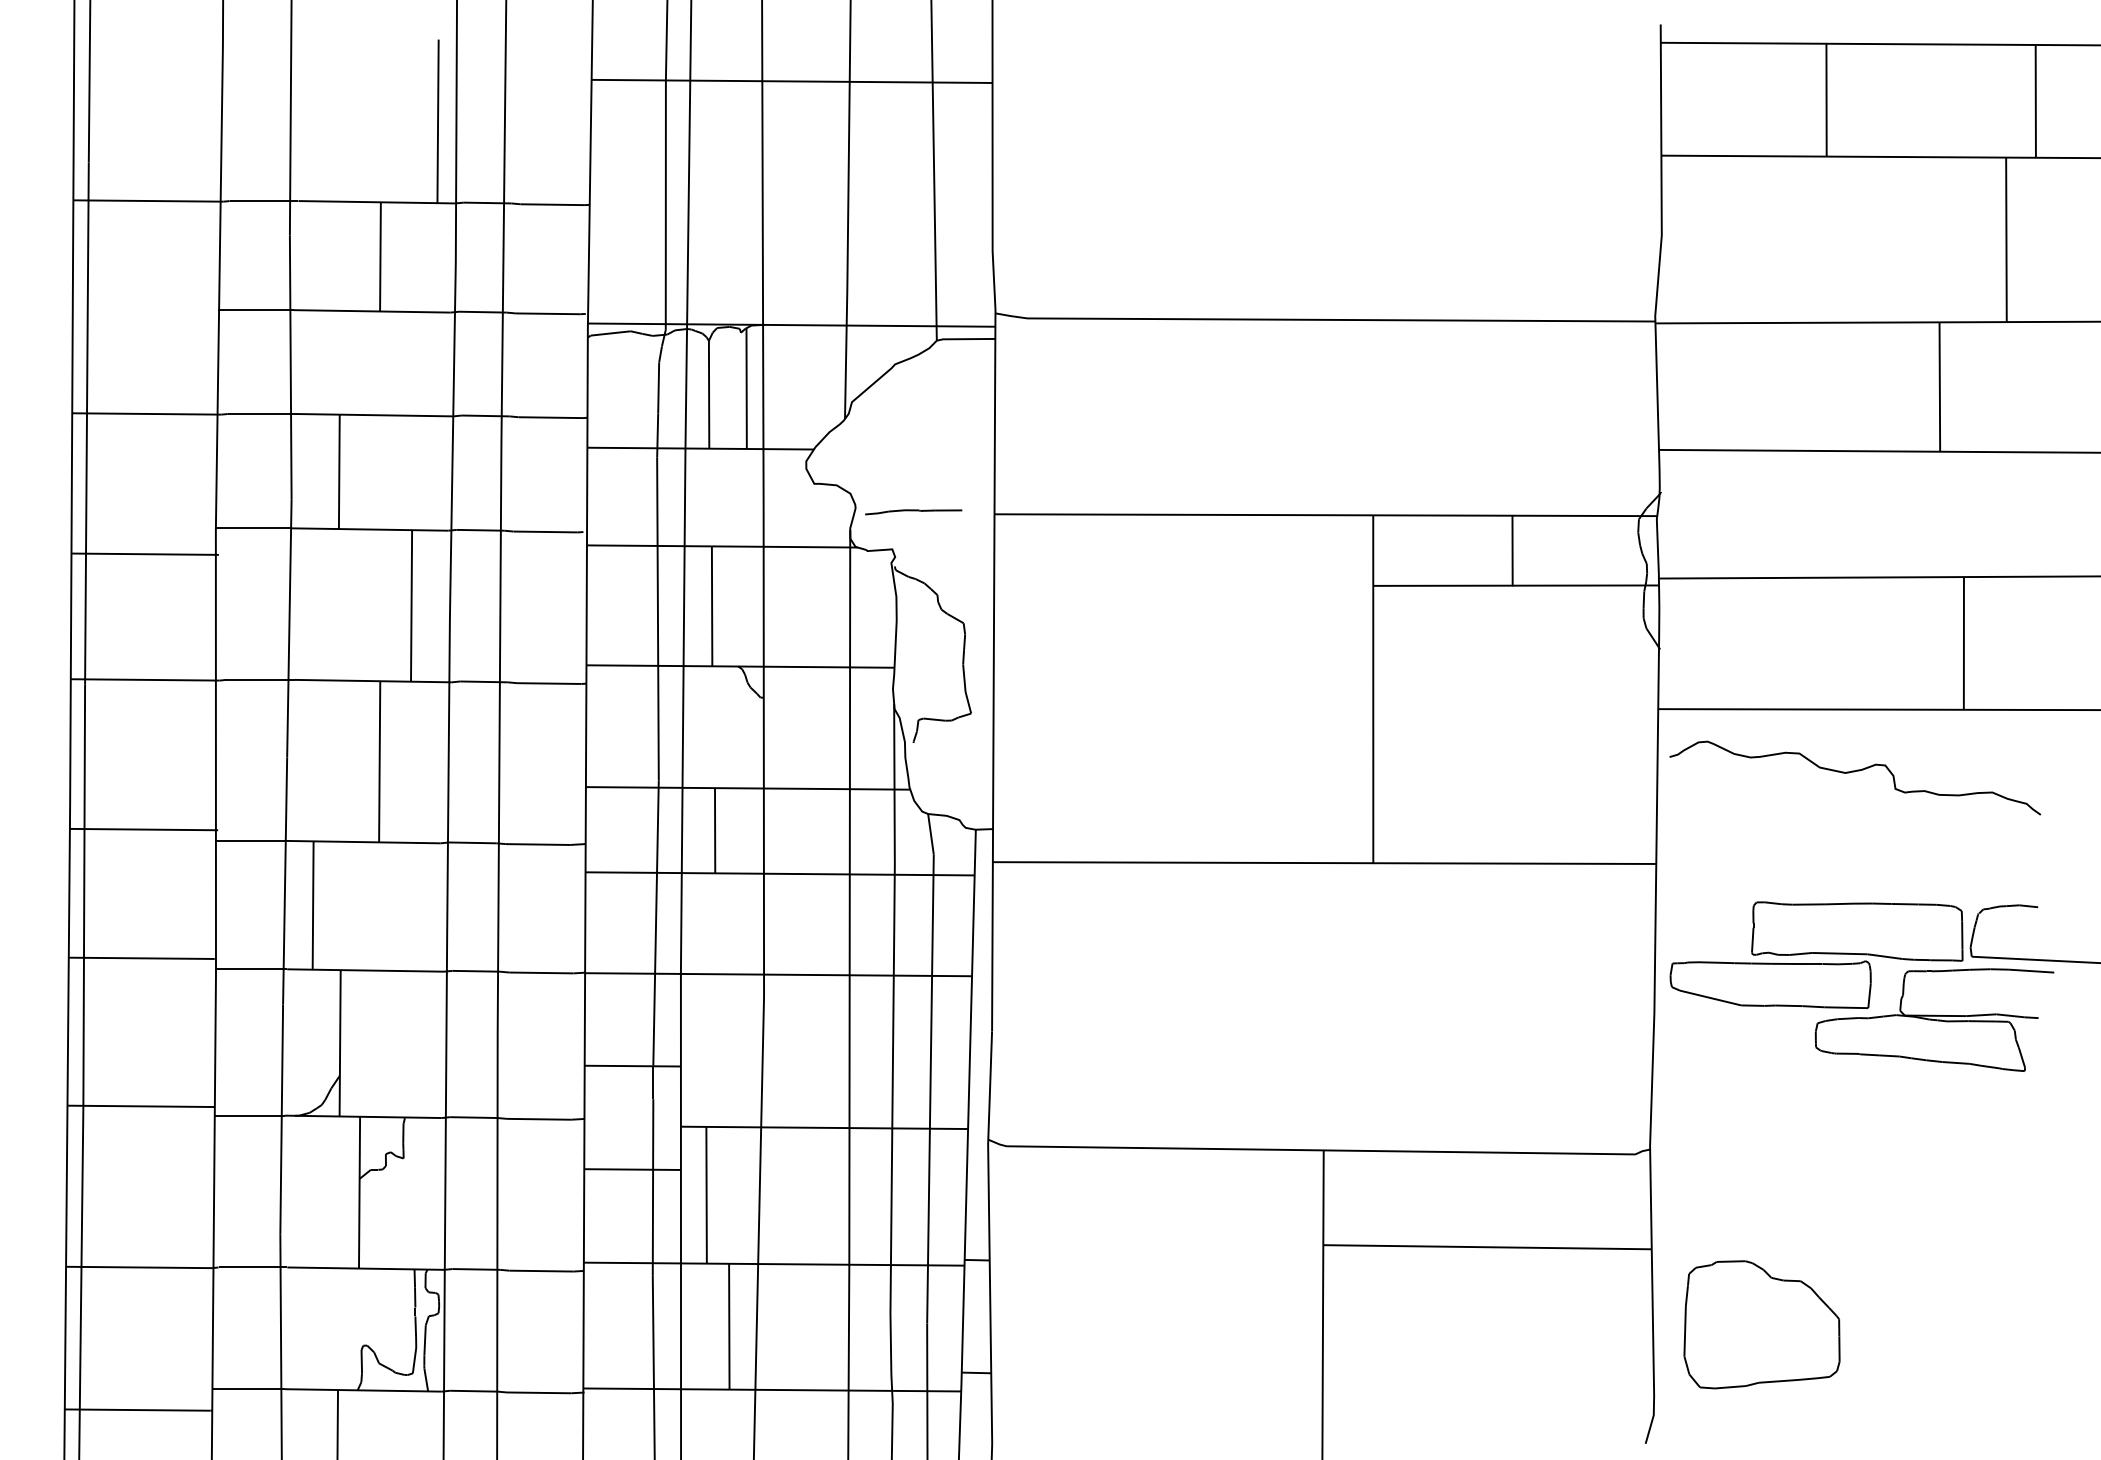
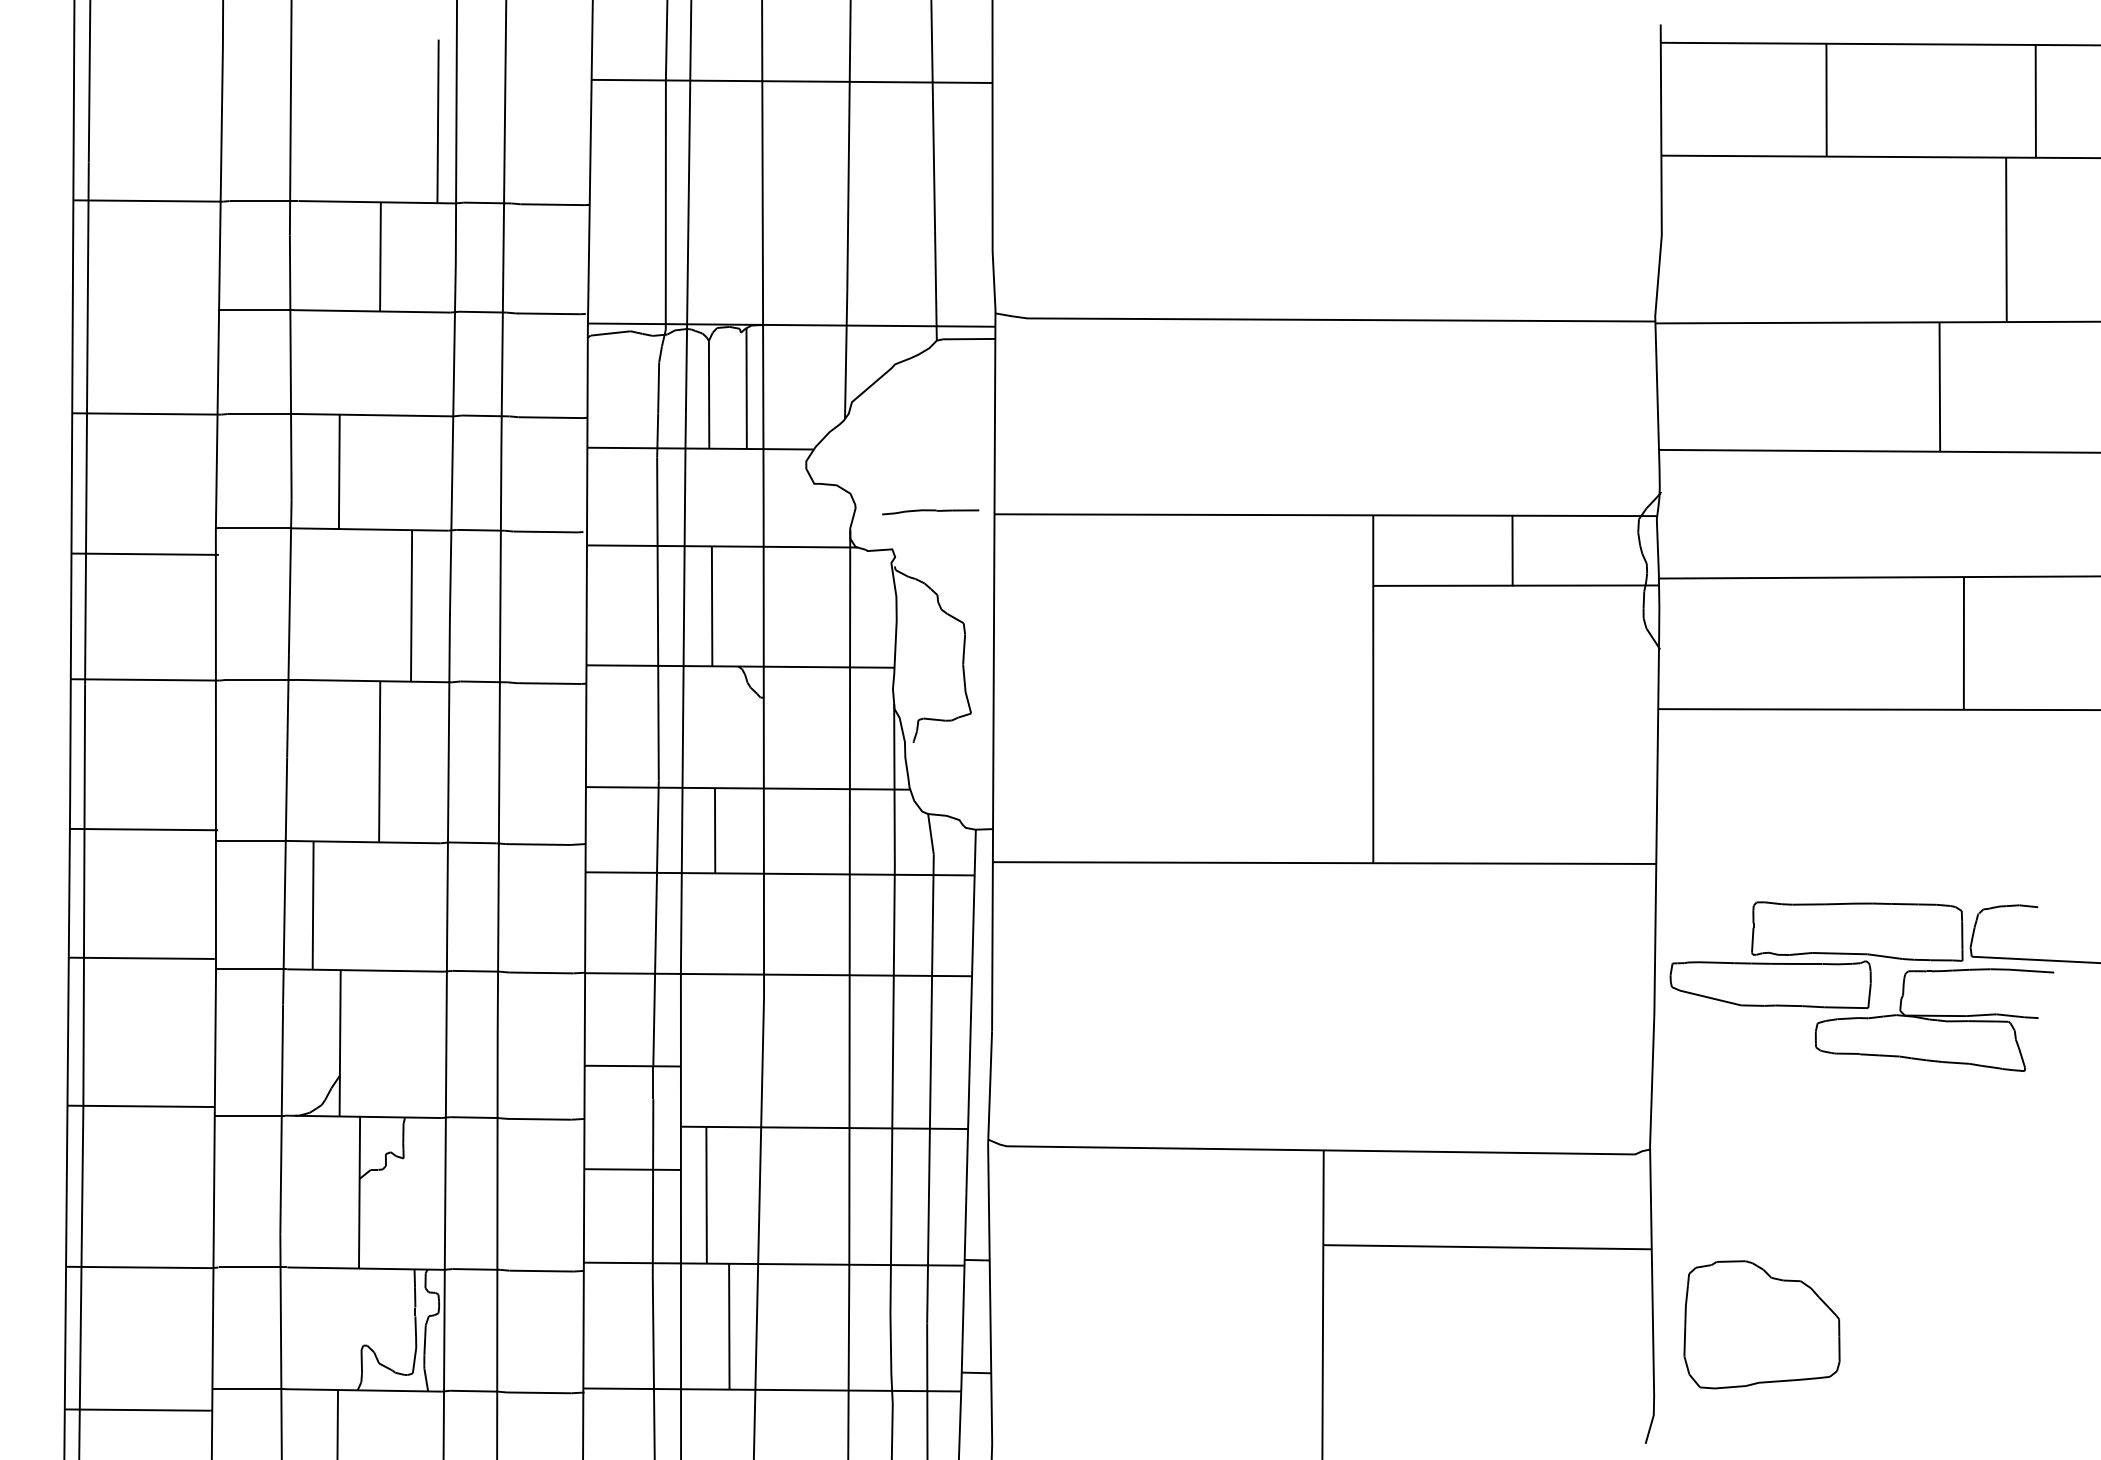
curve position: (913, 511) -> (930, 511) (930, 511)
curve: present -> none (1854, 772)
